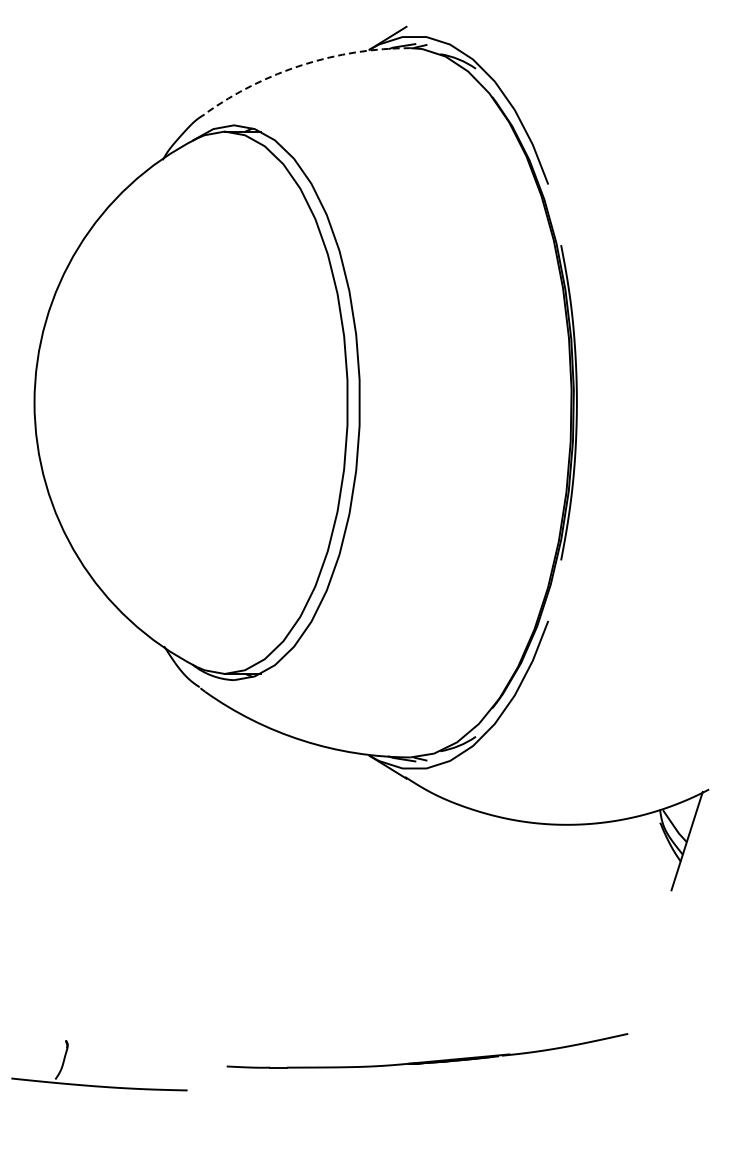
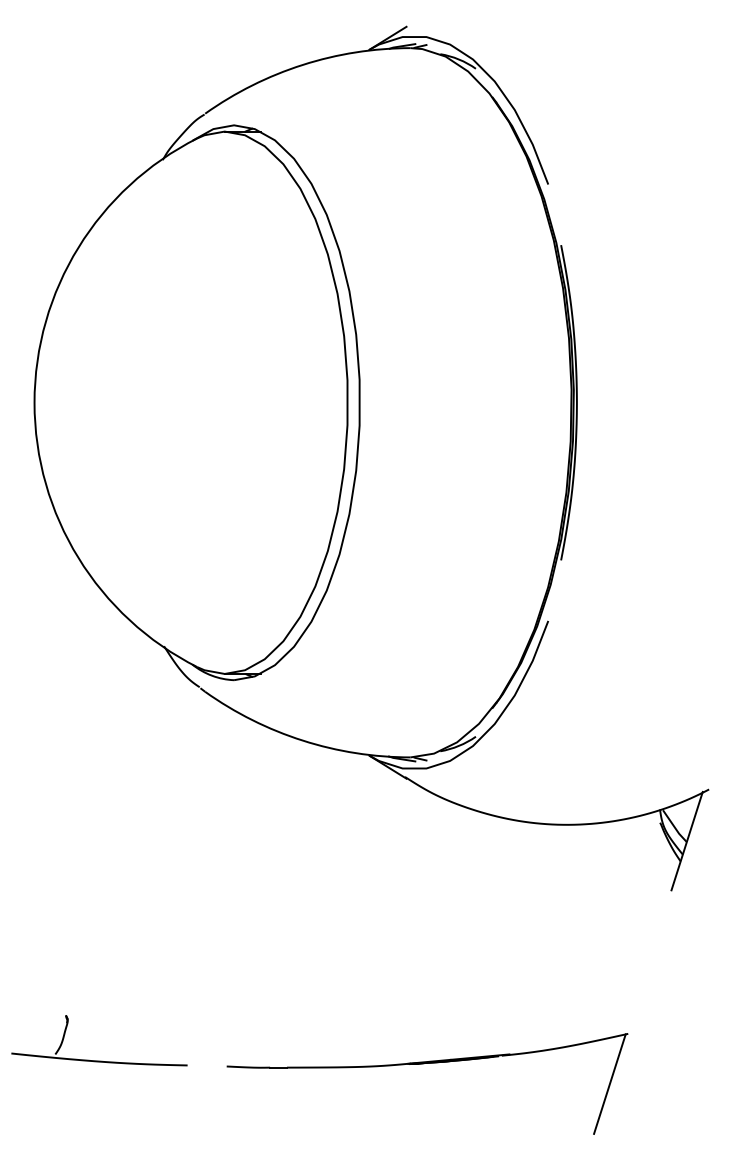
arc: dashed -> solid (302, 64)
line: none -> present (609, 1083)
part position: (99, 1085) -> (99, 1060) (99, 1060)
